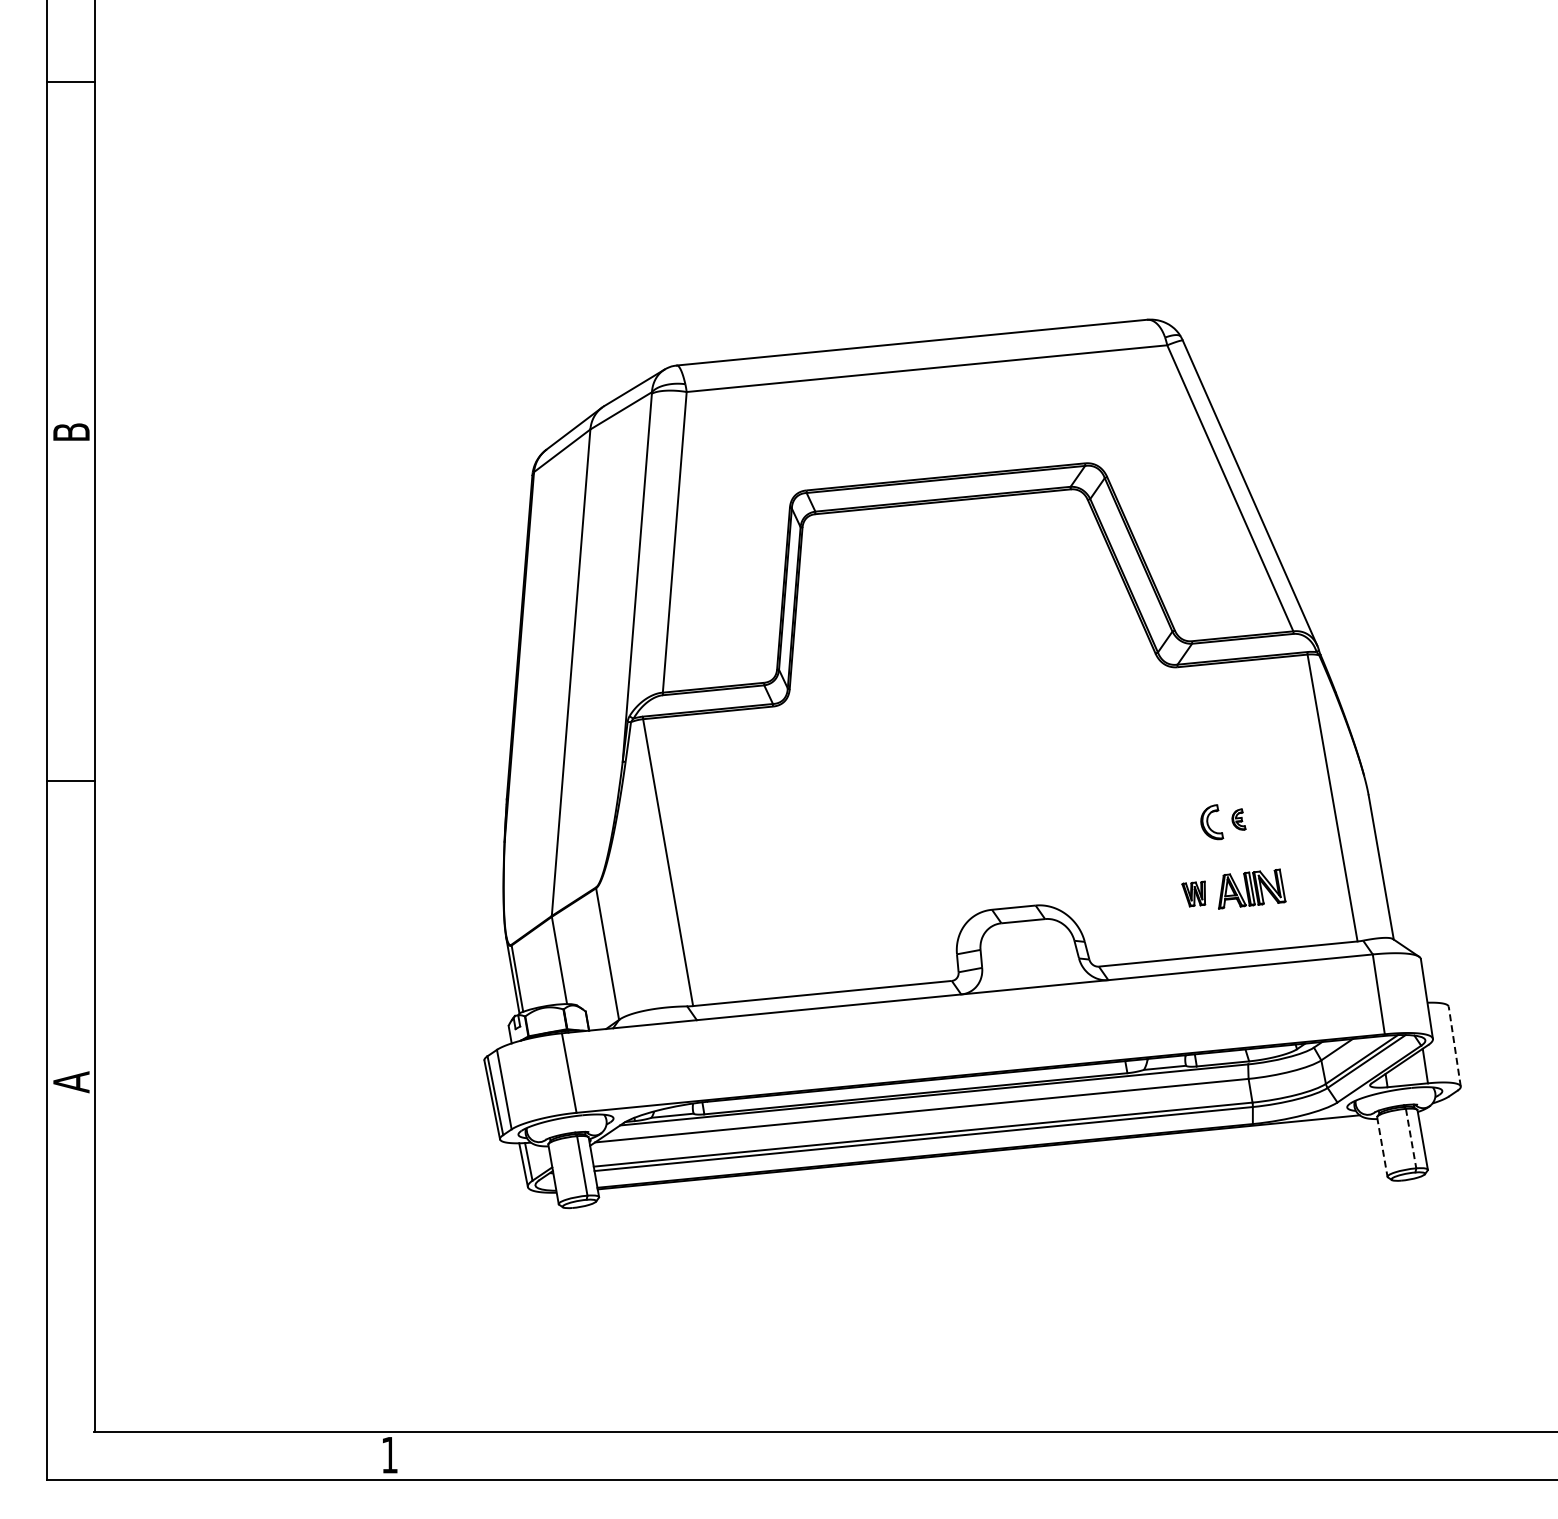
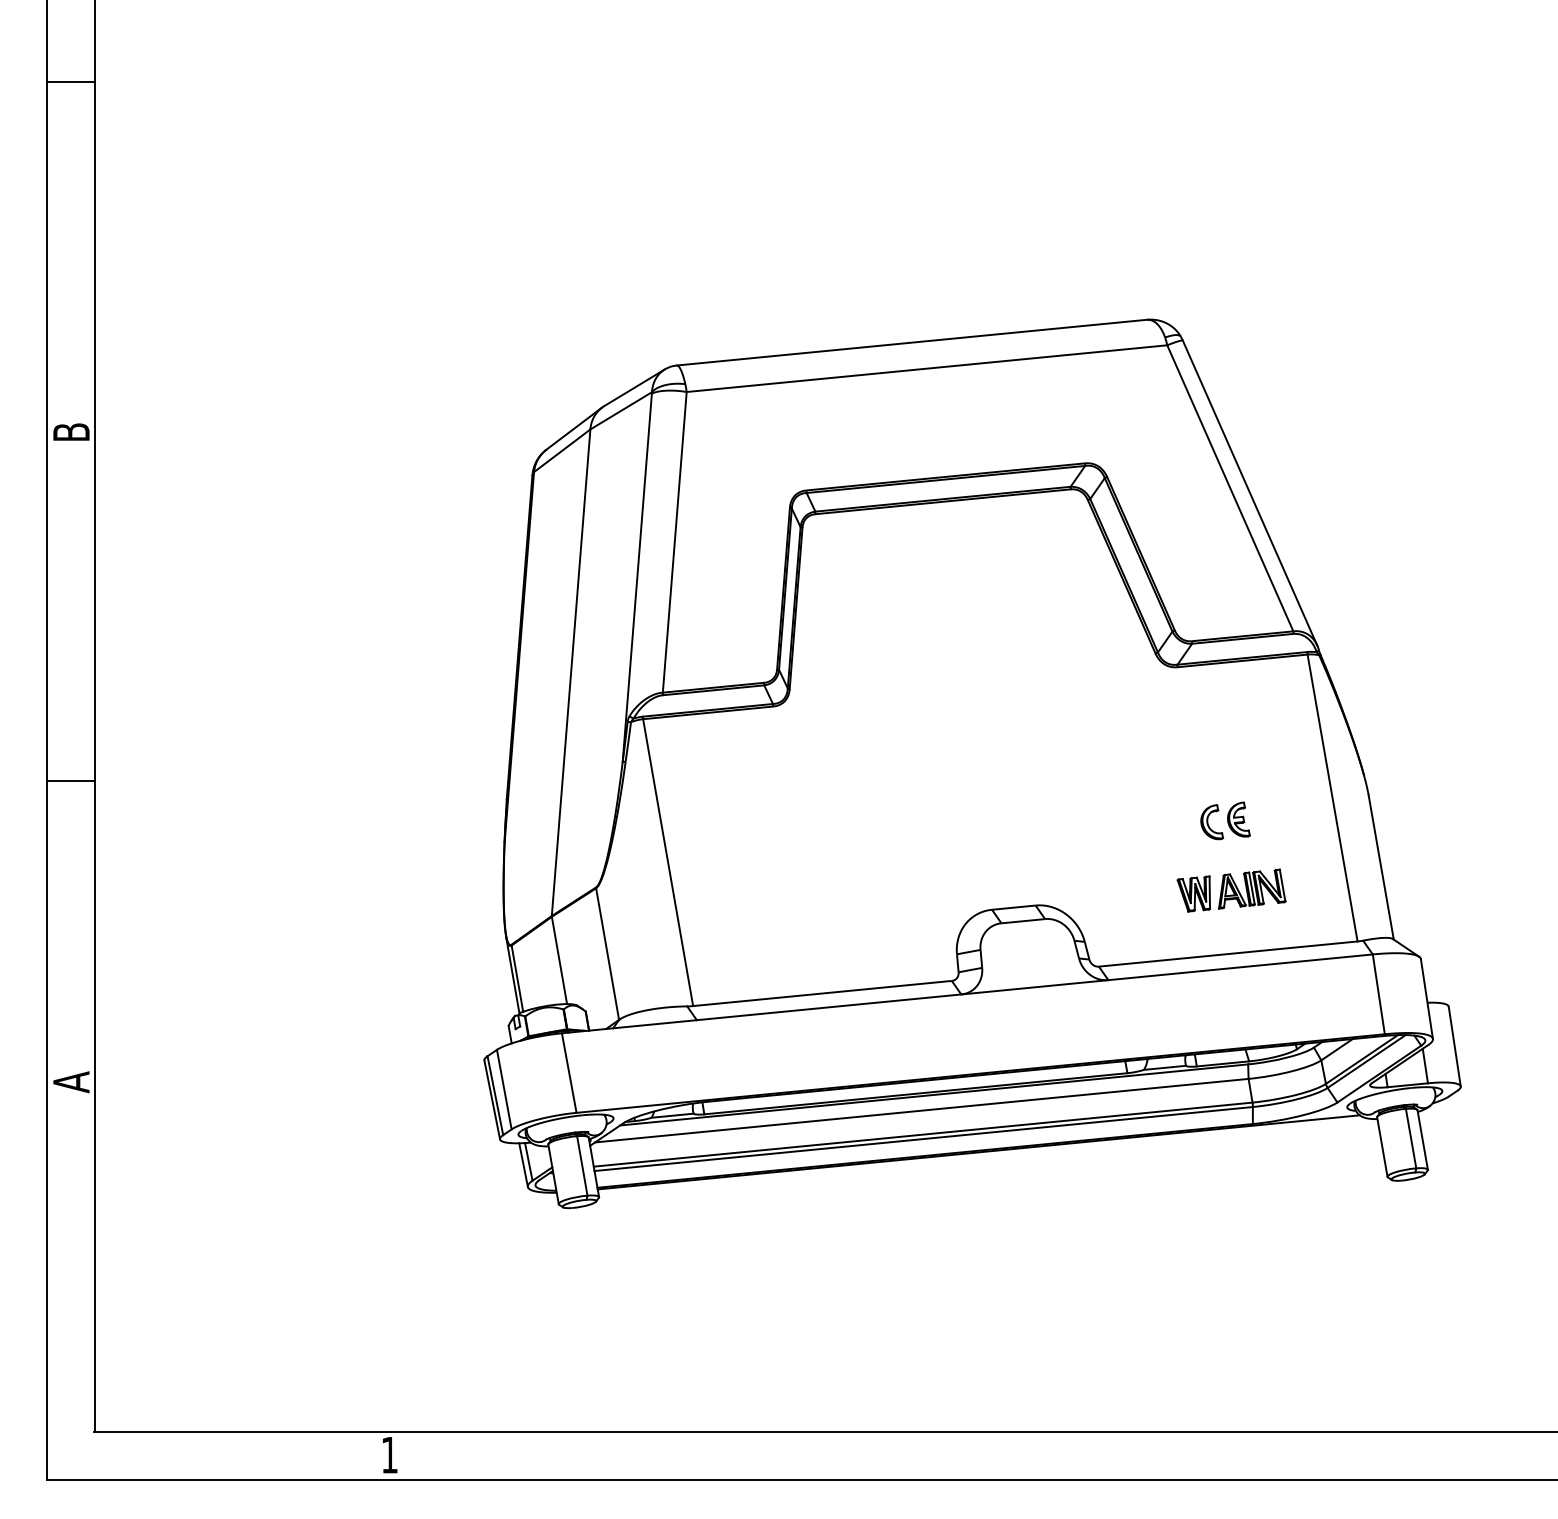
part size: 16x23 px -> 24x37 px (1238, 819)
part size: 26x28 px -> 35x38 px (1193, 893)
line: dashed -> solid (1454, 1046)
line: dashed -> solid (1411, 1139)
line: dashed -> solid (1382, 1147)
